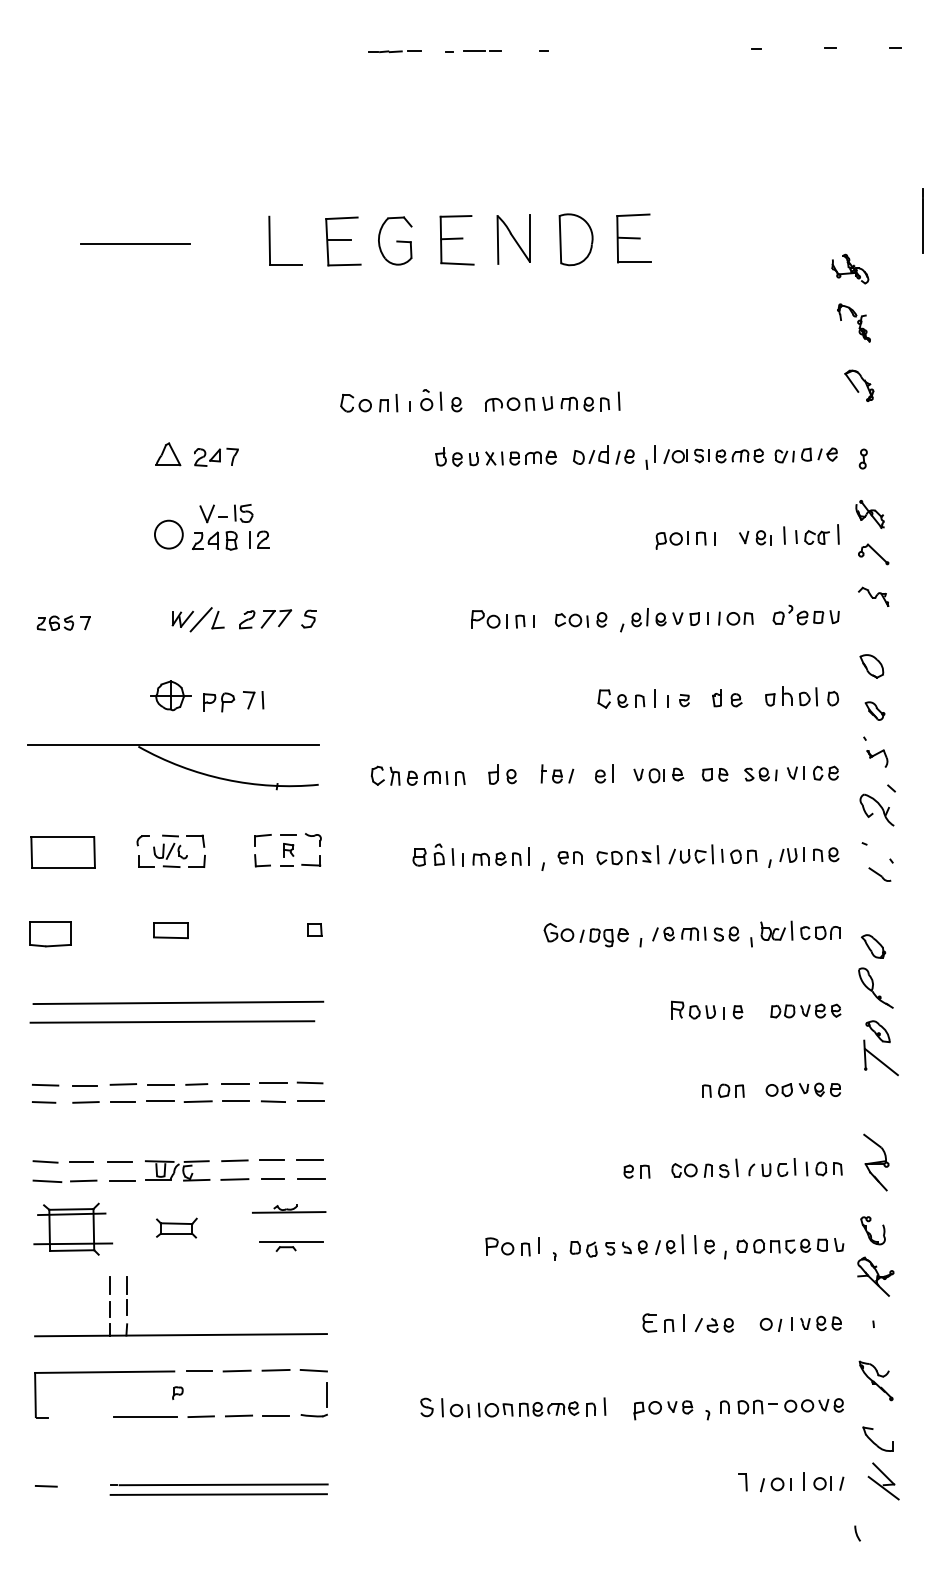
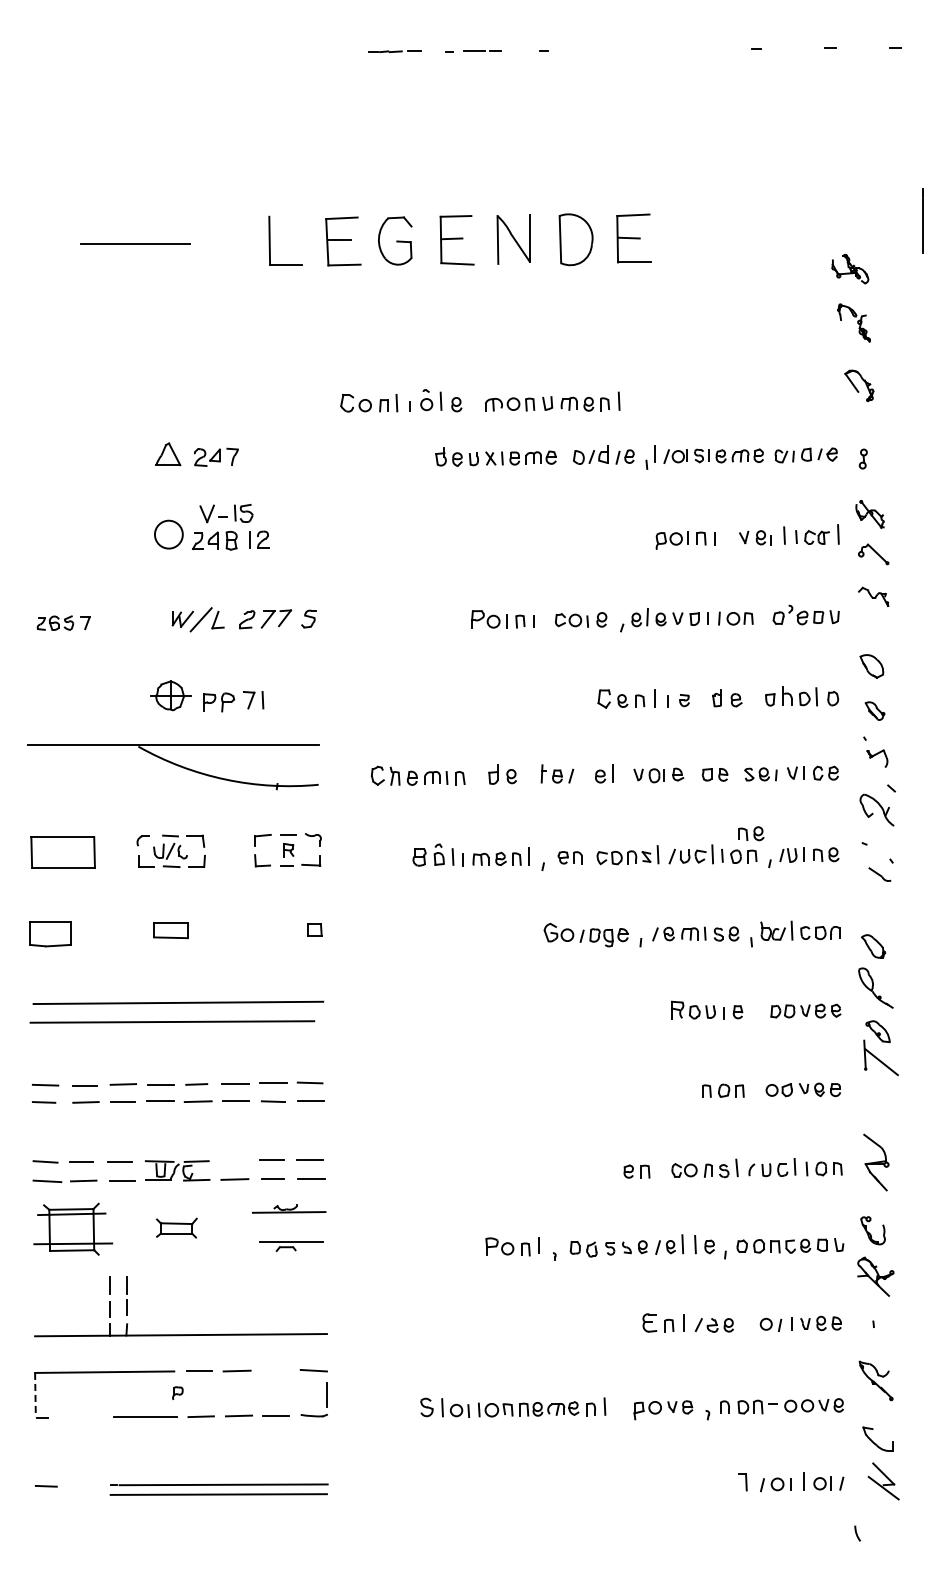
part: none -> present (751, 833)
line: present -> none (234, 1160)
line: present -> none (275, 1369)
line: solid -> dashed (35, 1395)
